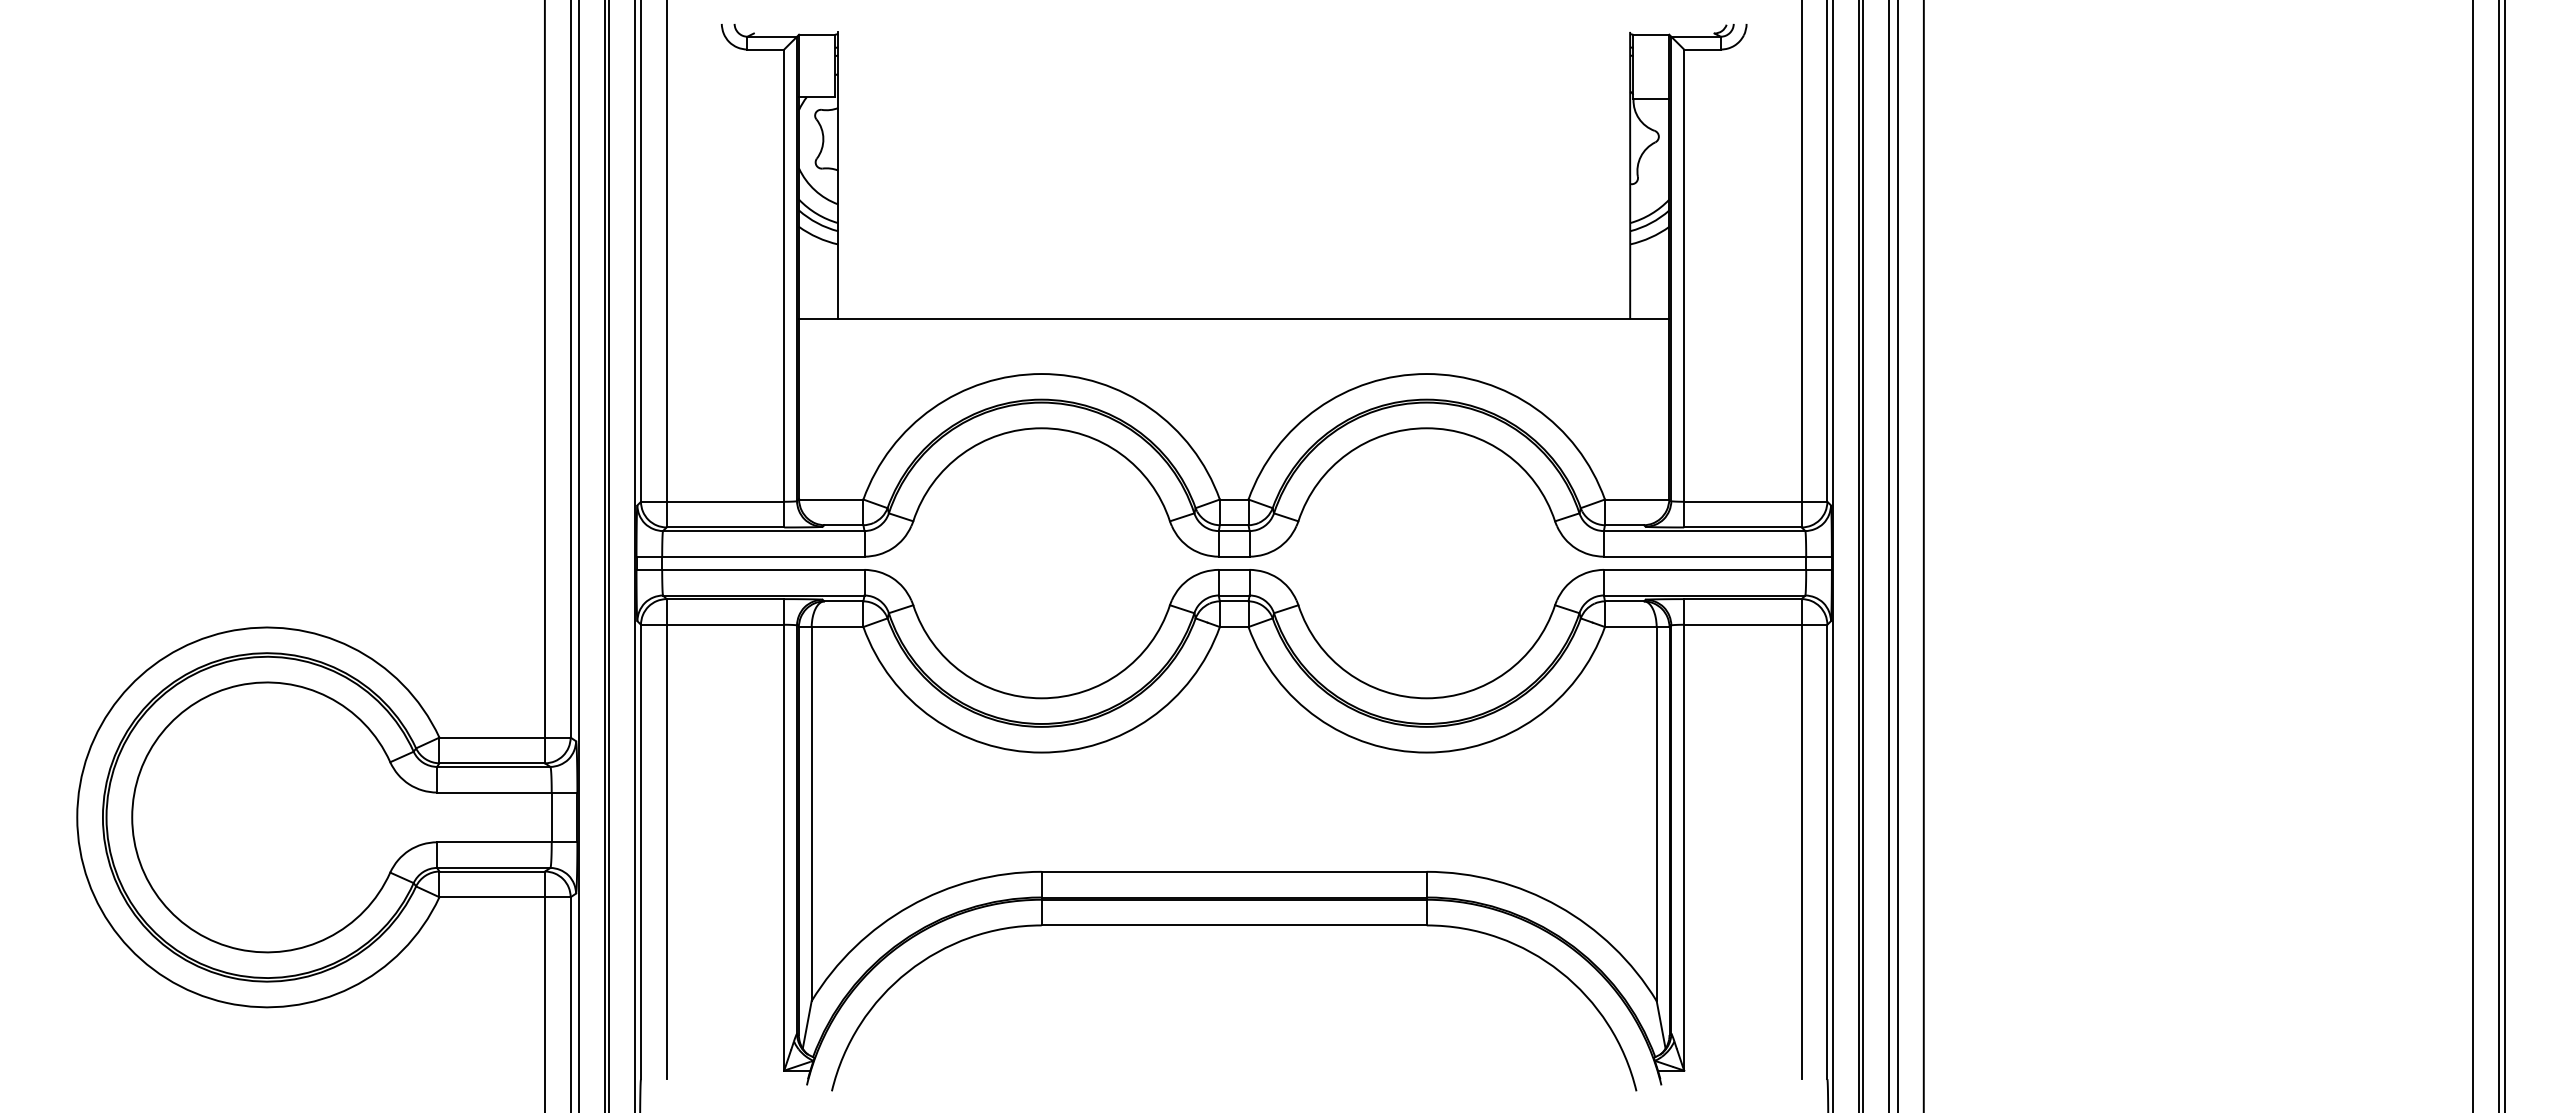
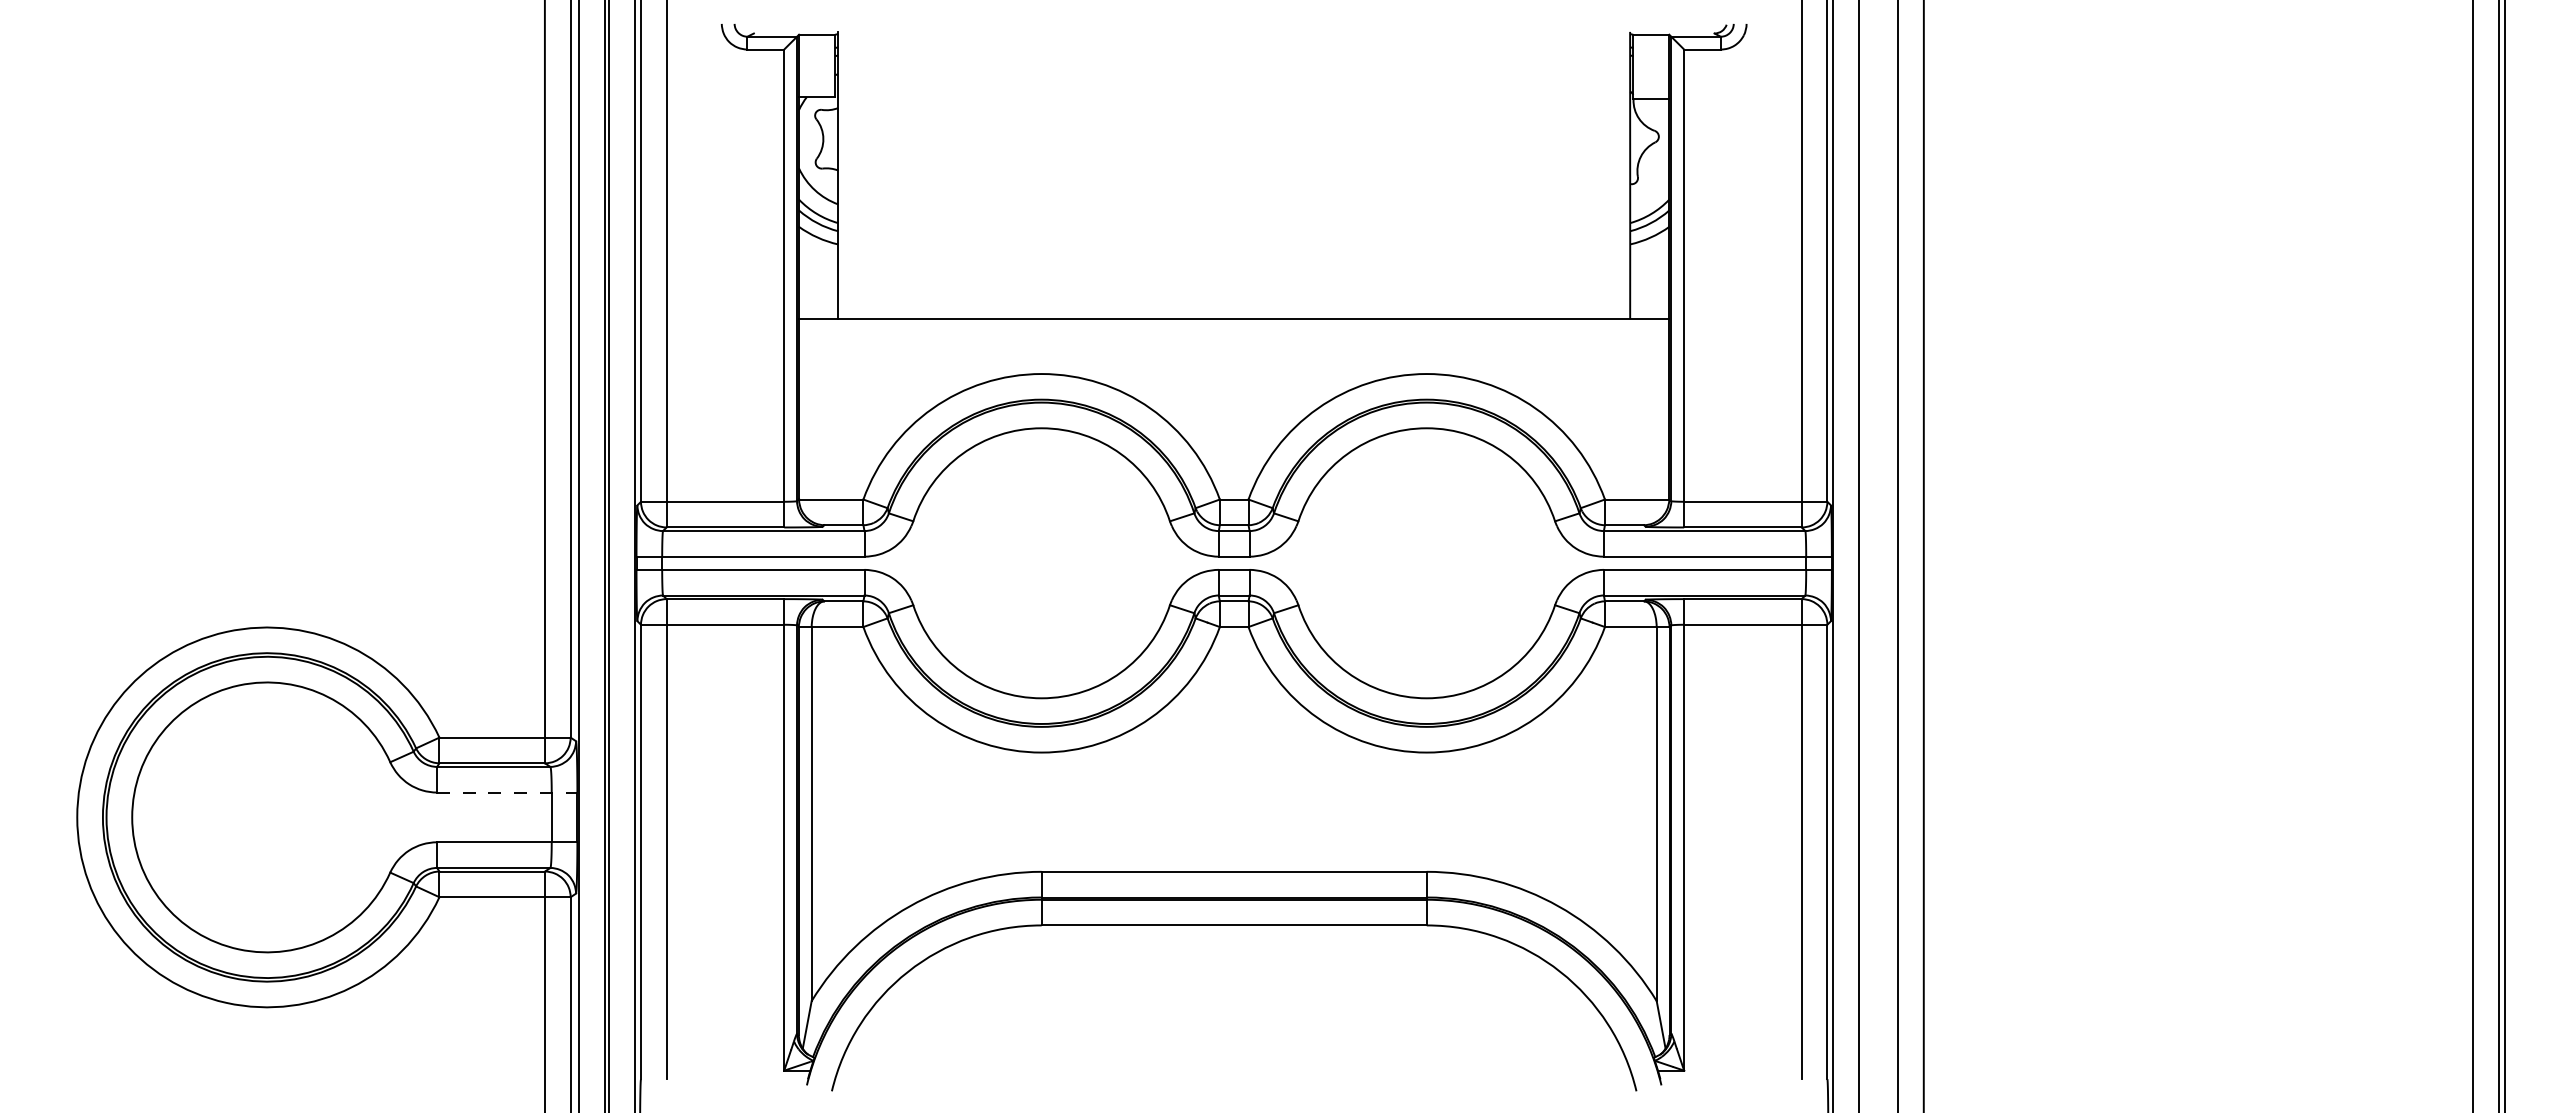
line: present -> none (1863, 555)
line: present -> none (1888, 555)
line: solid -> dashed (507, 792)
